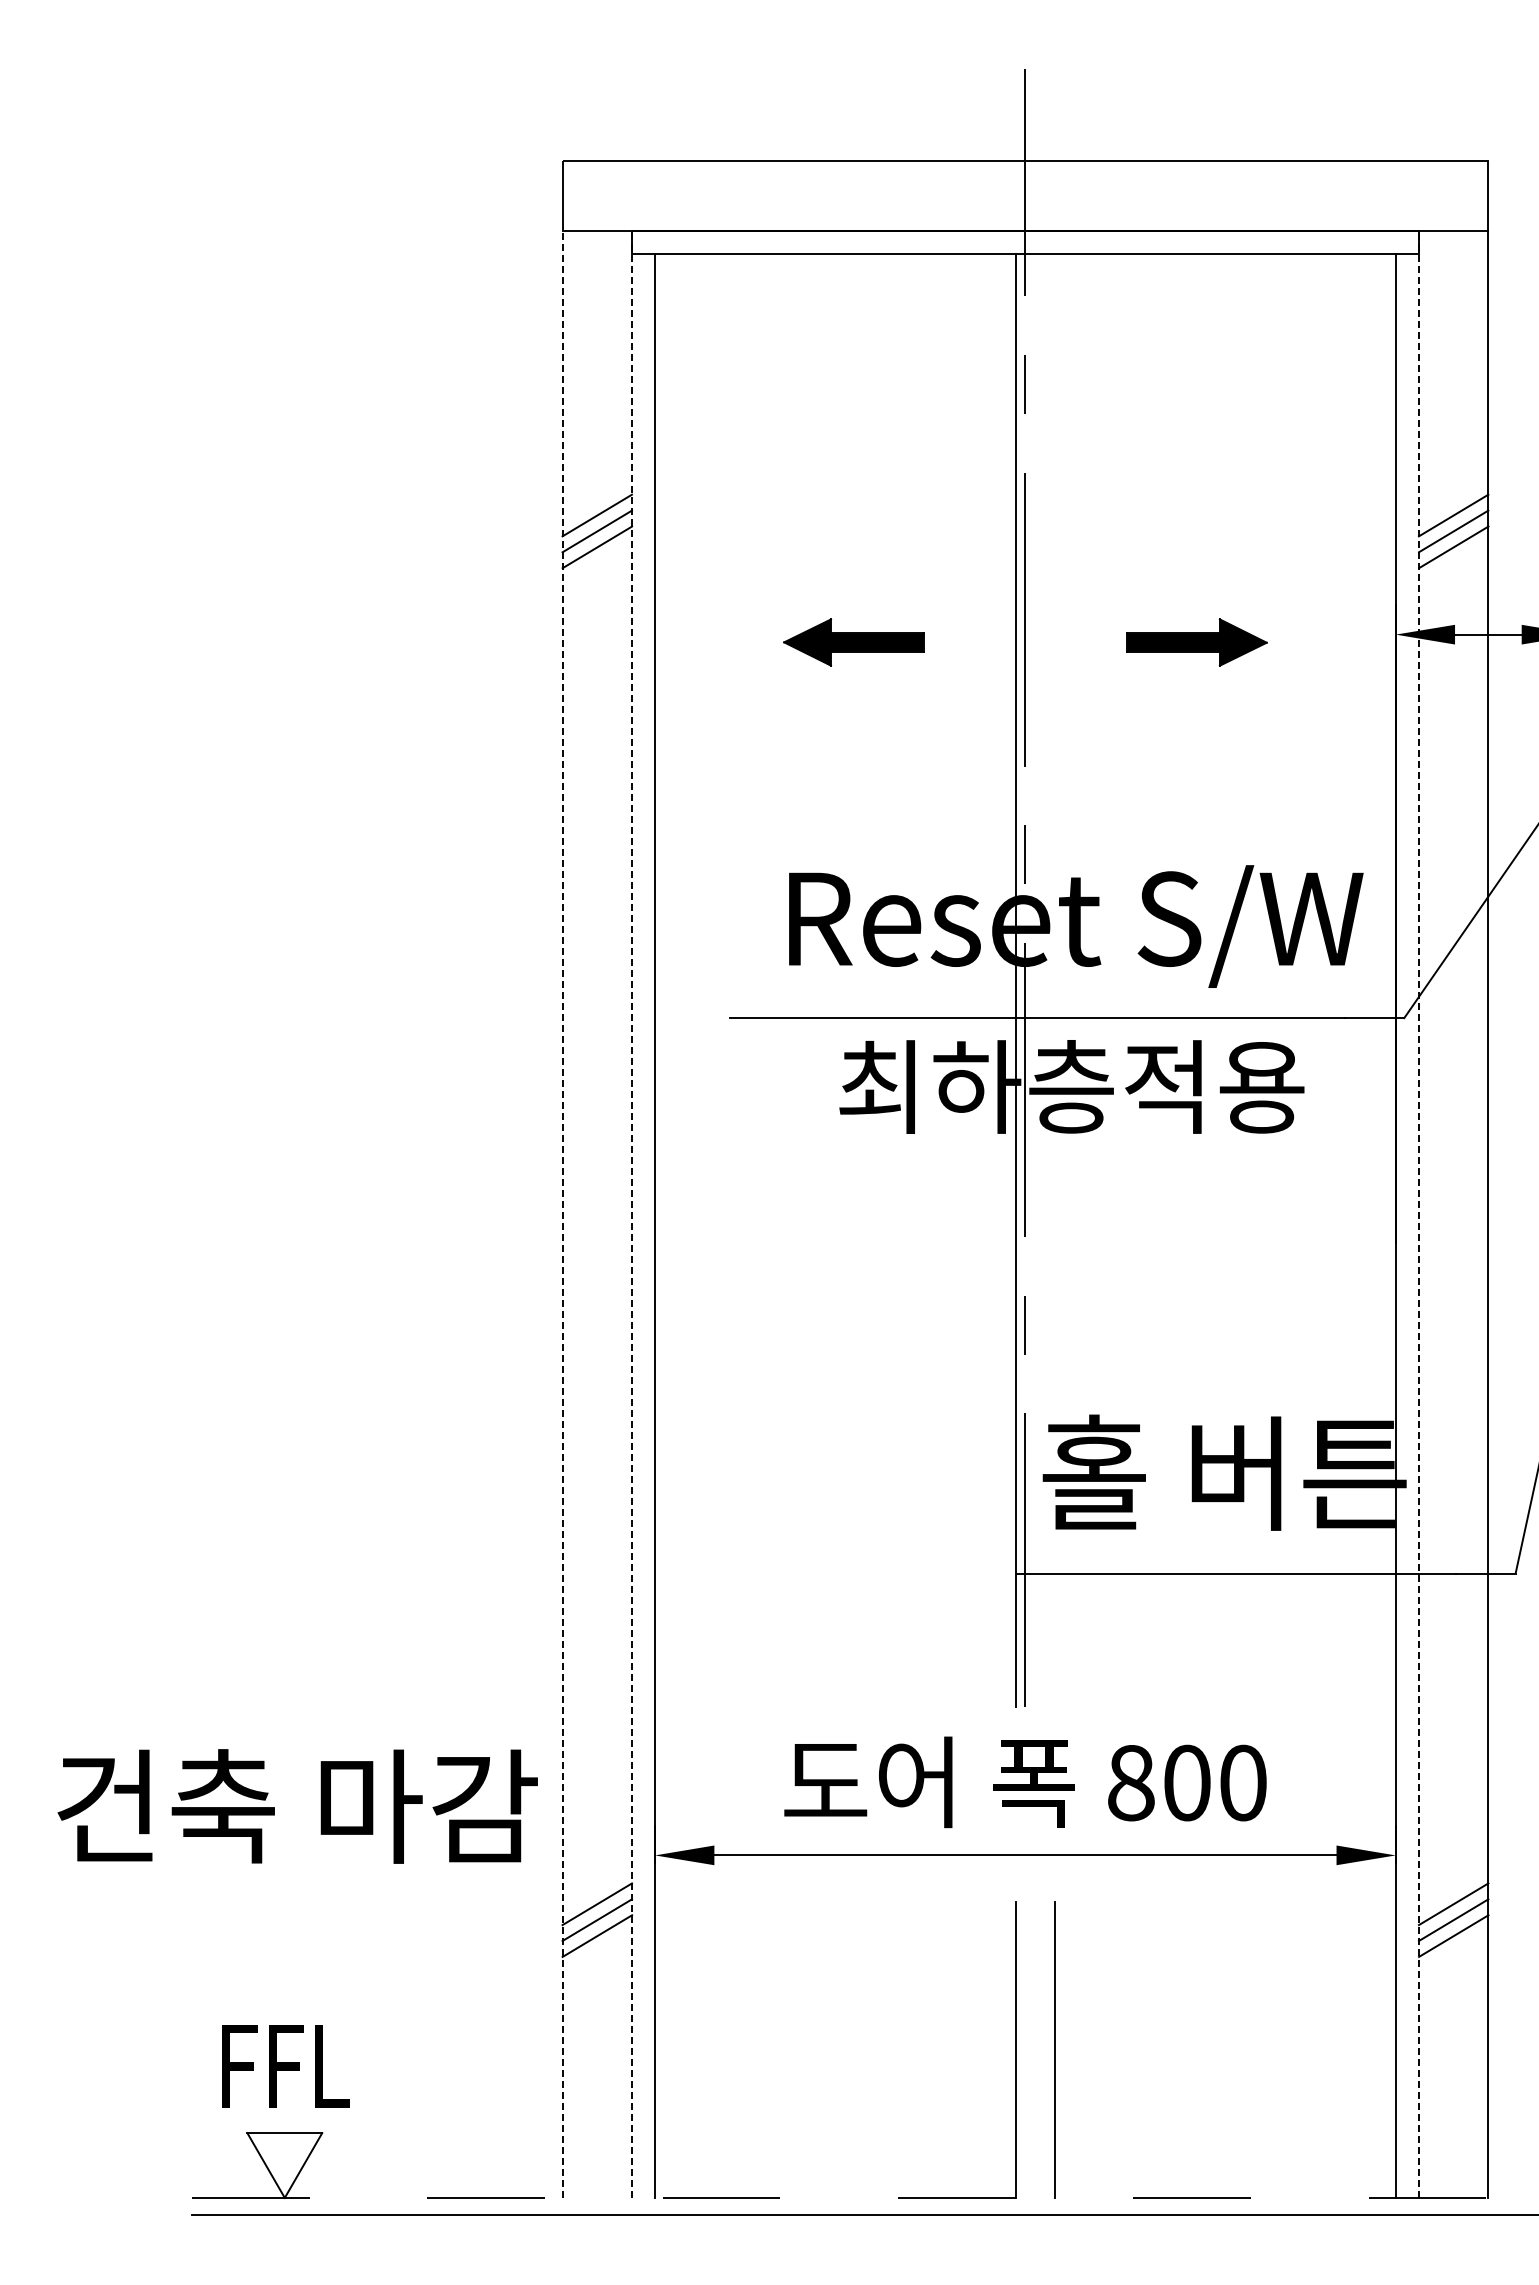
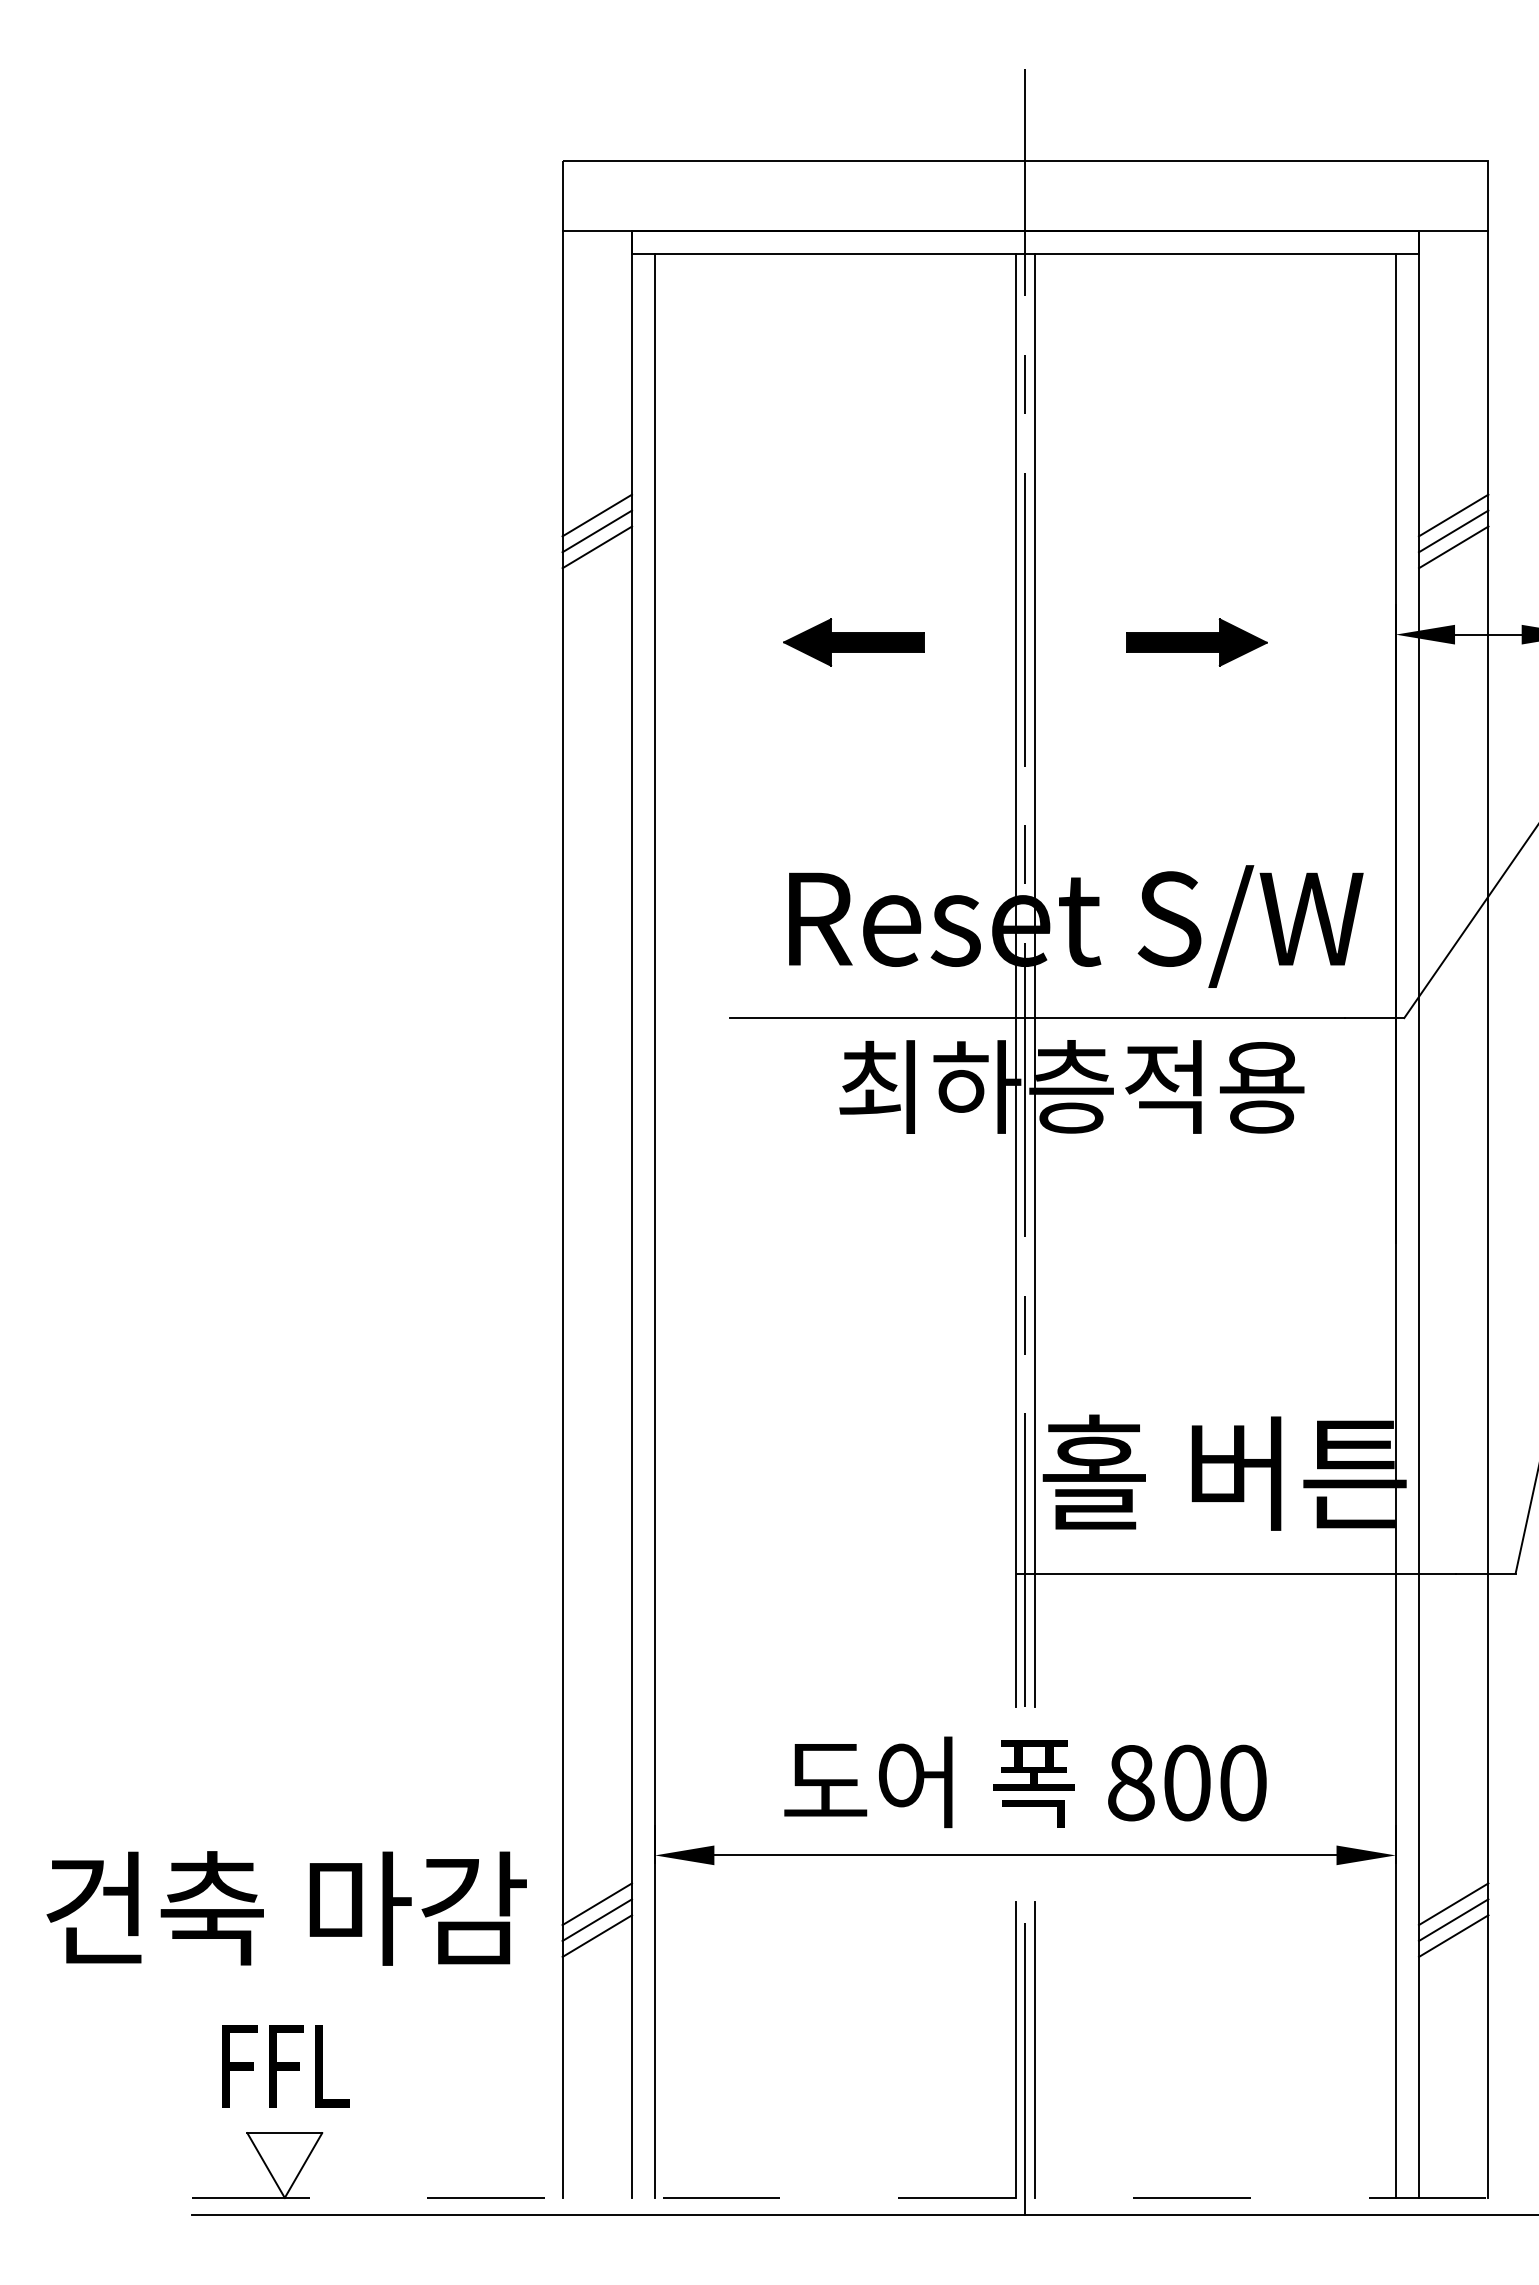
line: none -> present (1034, 980)
line: dashed -> solid (562, 1214)
line: dashed -> solid (632, 1214)
line: dashed -> solid (1418, 1214)
text position: (297, 1806) -> (286, 1908) (286, 1908)
line position: (1054, 2049) -> (1034, 2049) (1034, 2049)
line: none -> present (1025, 2058)
